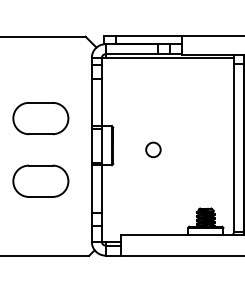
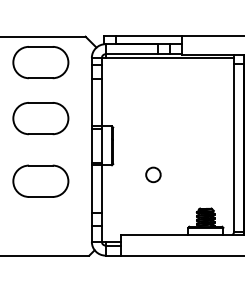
part: none -> present (40, 62)
circle position: (153, 149) -> (153, 174) (153, 174)
